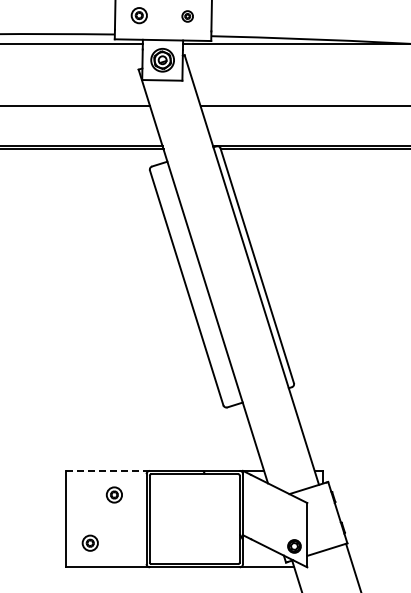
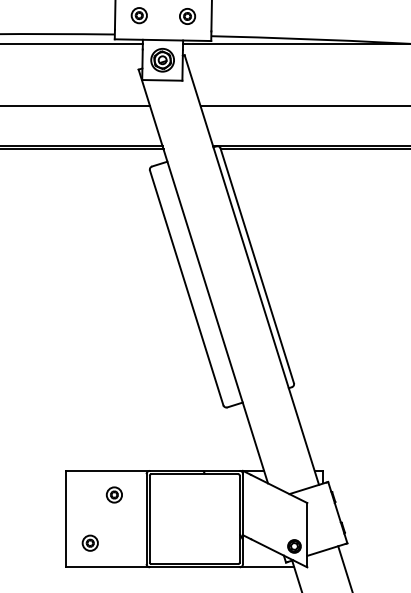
part size: 13x13 px -> 18x17 px (187, 16)
line: dashed -> solid (108, 470)
line position: (353, 566) -> (344, 567) (344, 567)
